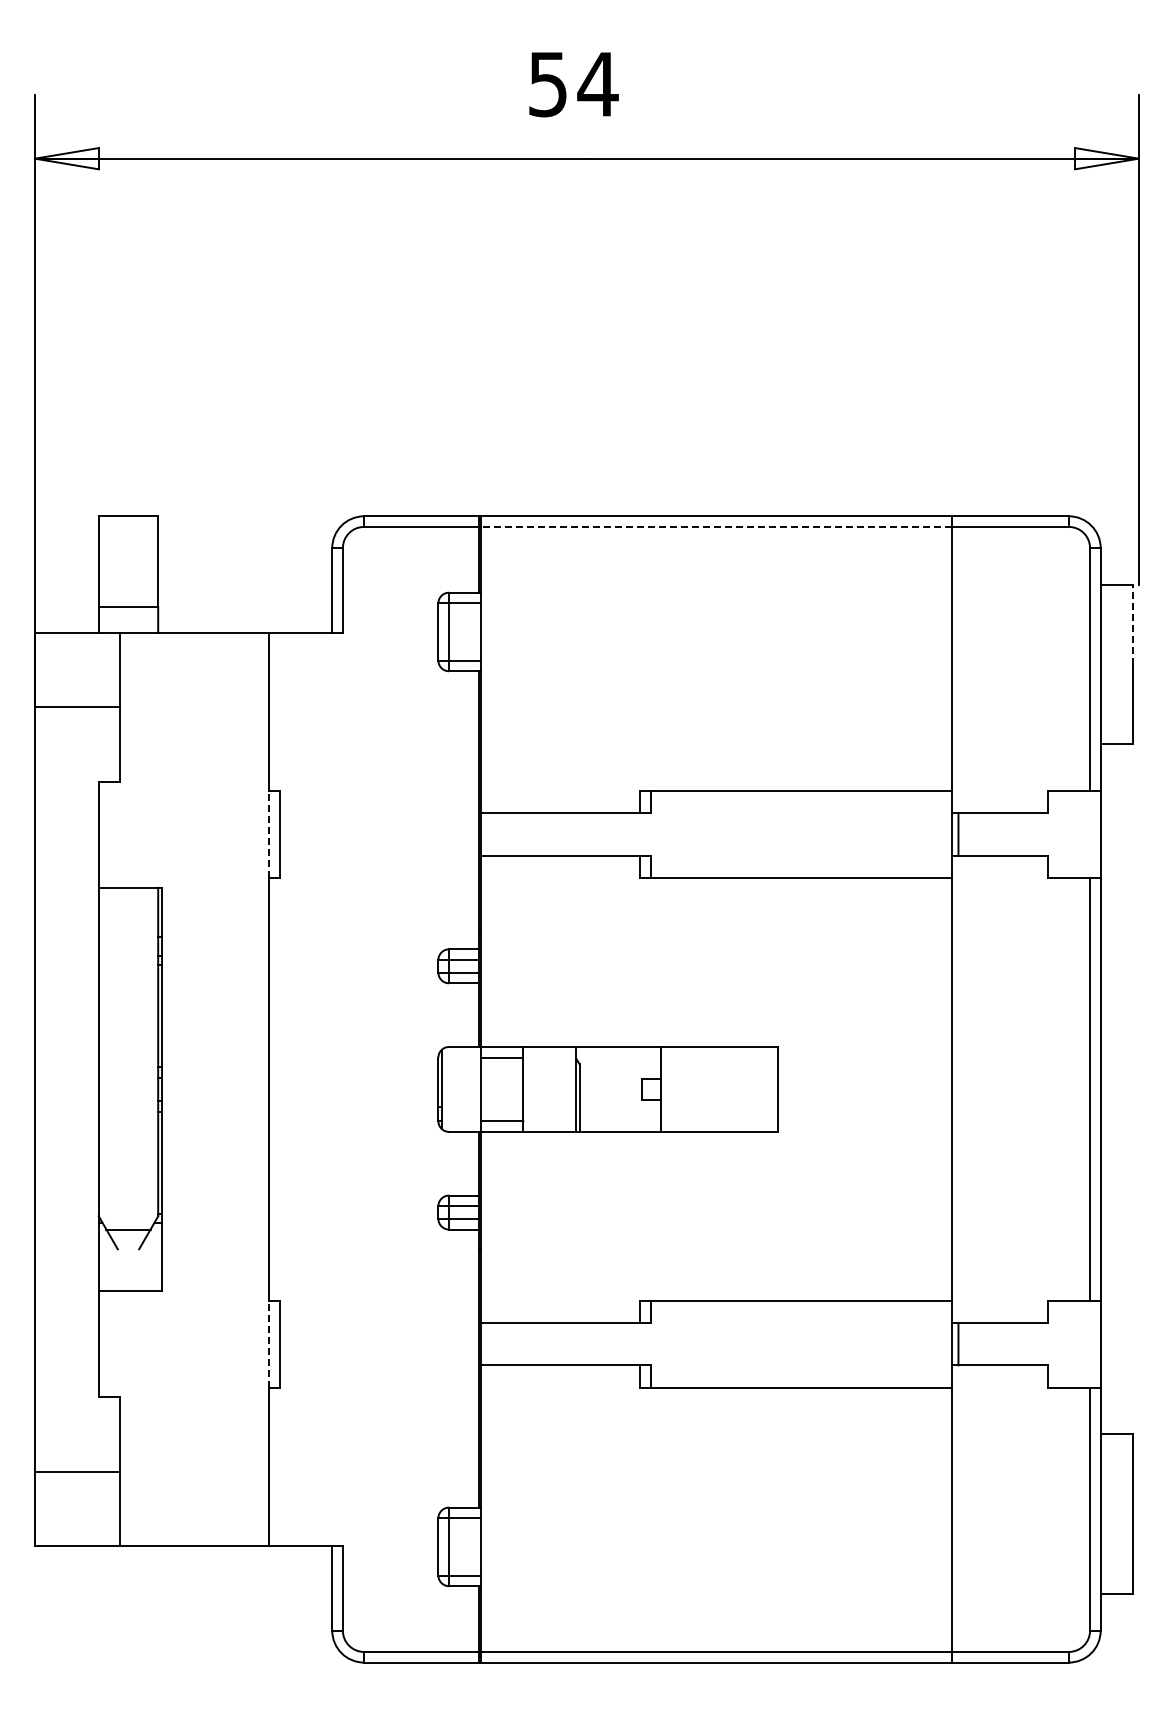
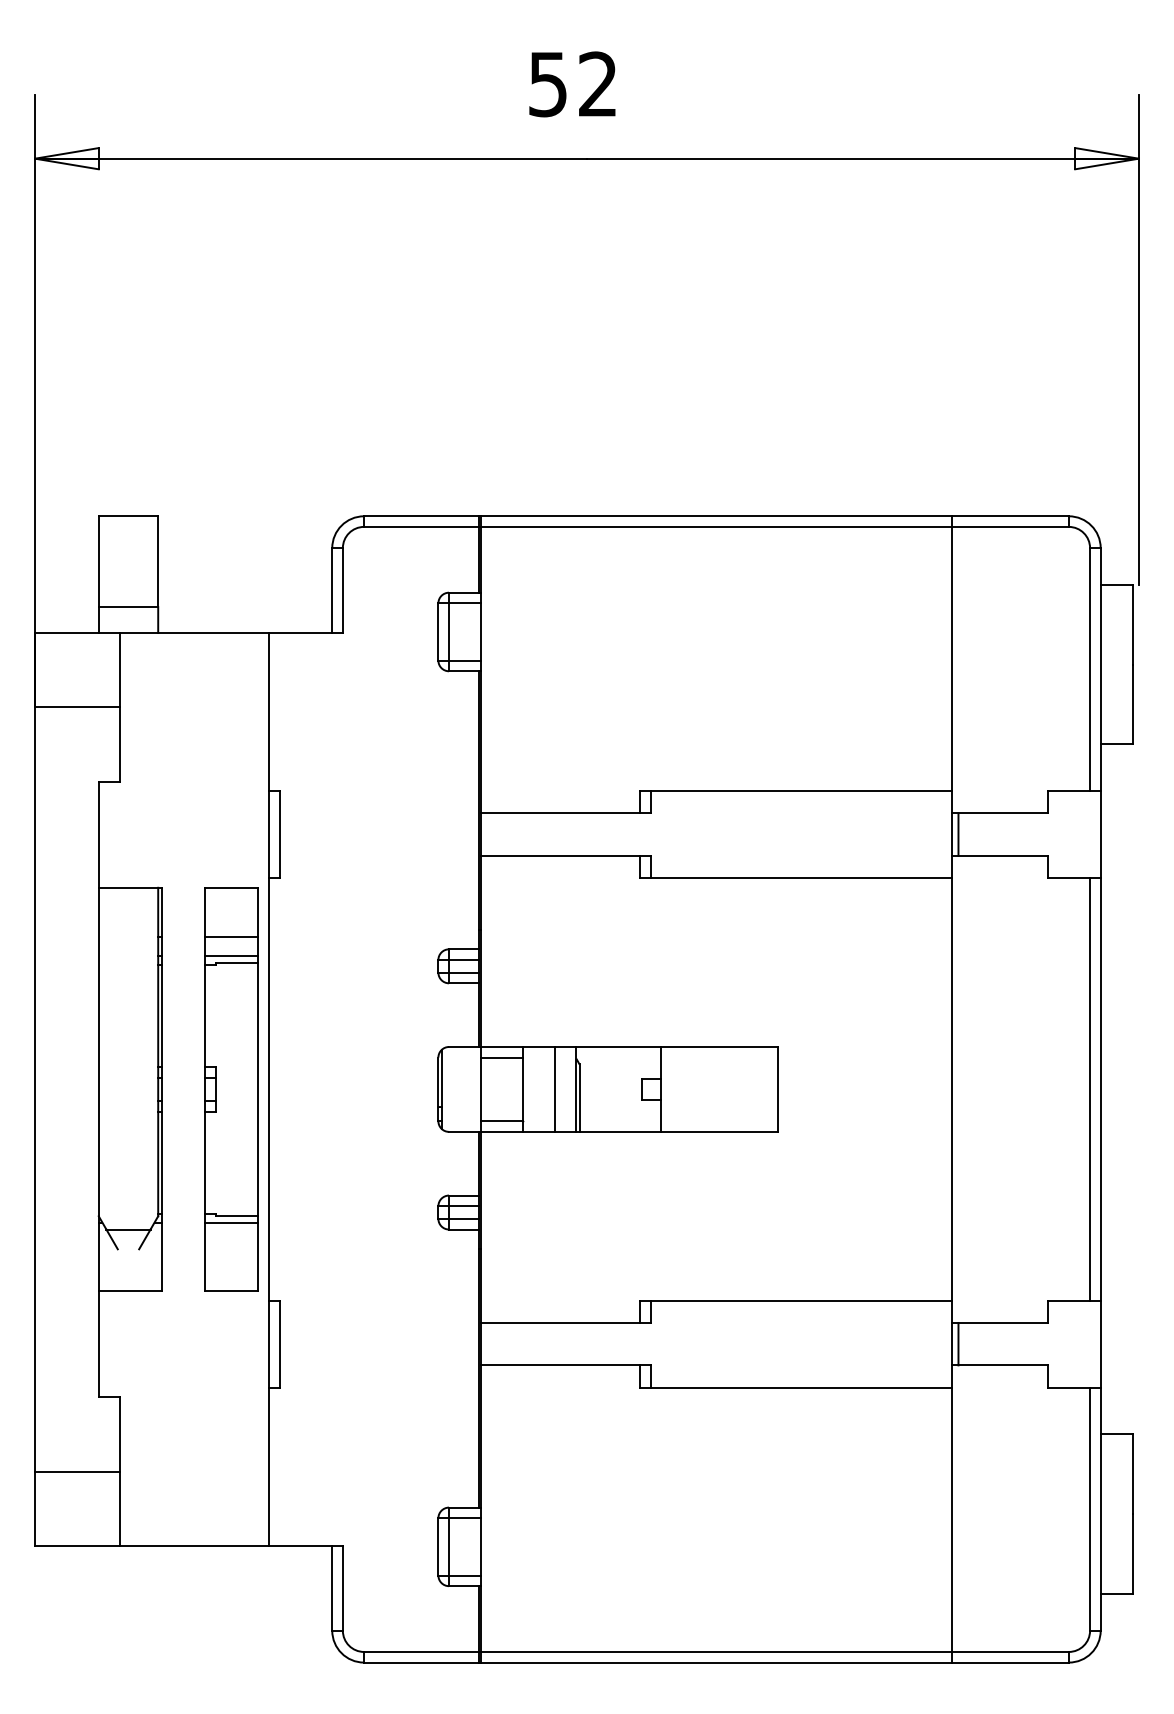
text: 54 -> 52 (597, 83)
line: dashed -> solid (716, 526)
line: dashed -> solid (1132, 625)
line: dashed -> solid (268, 834)
line: none -> present (555, 1088)
part: none -> present (231, 1089)
line: dashed -> solid (268, 1344)
